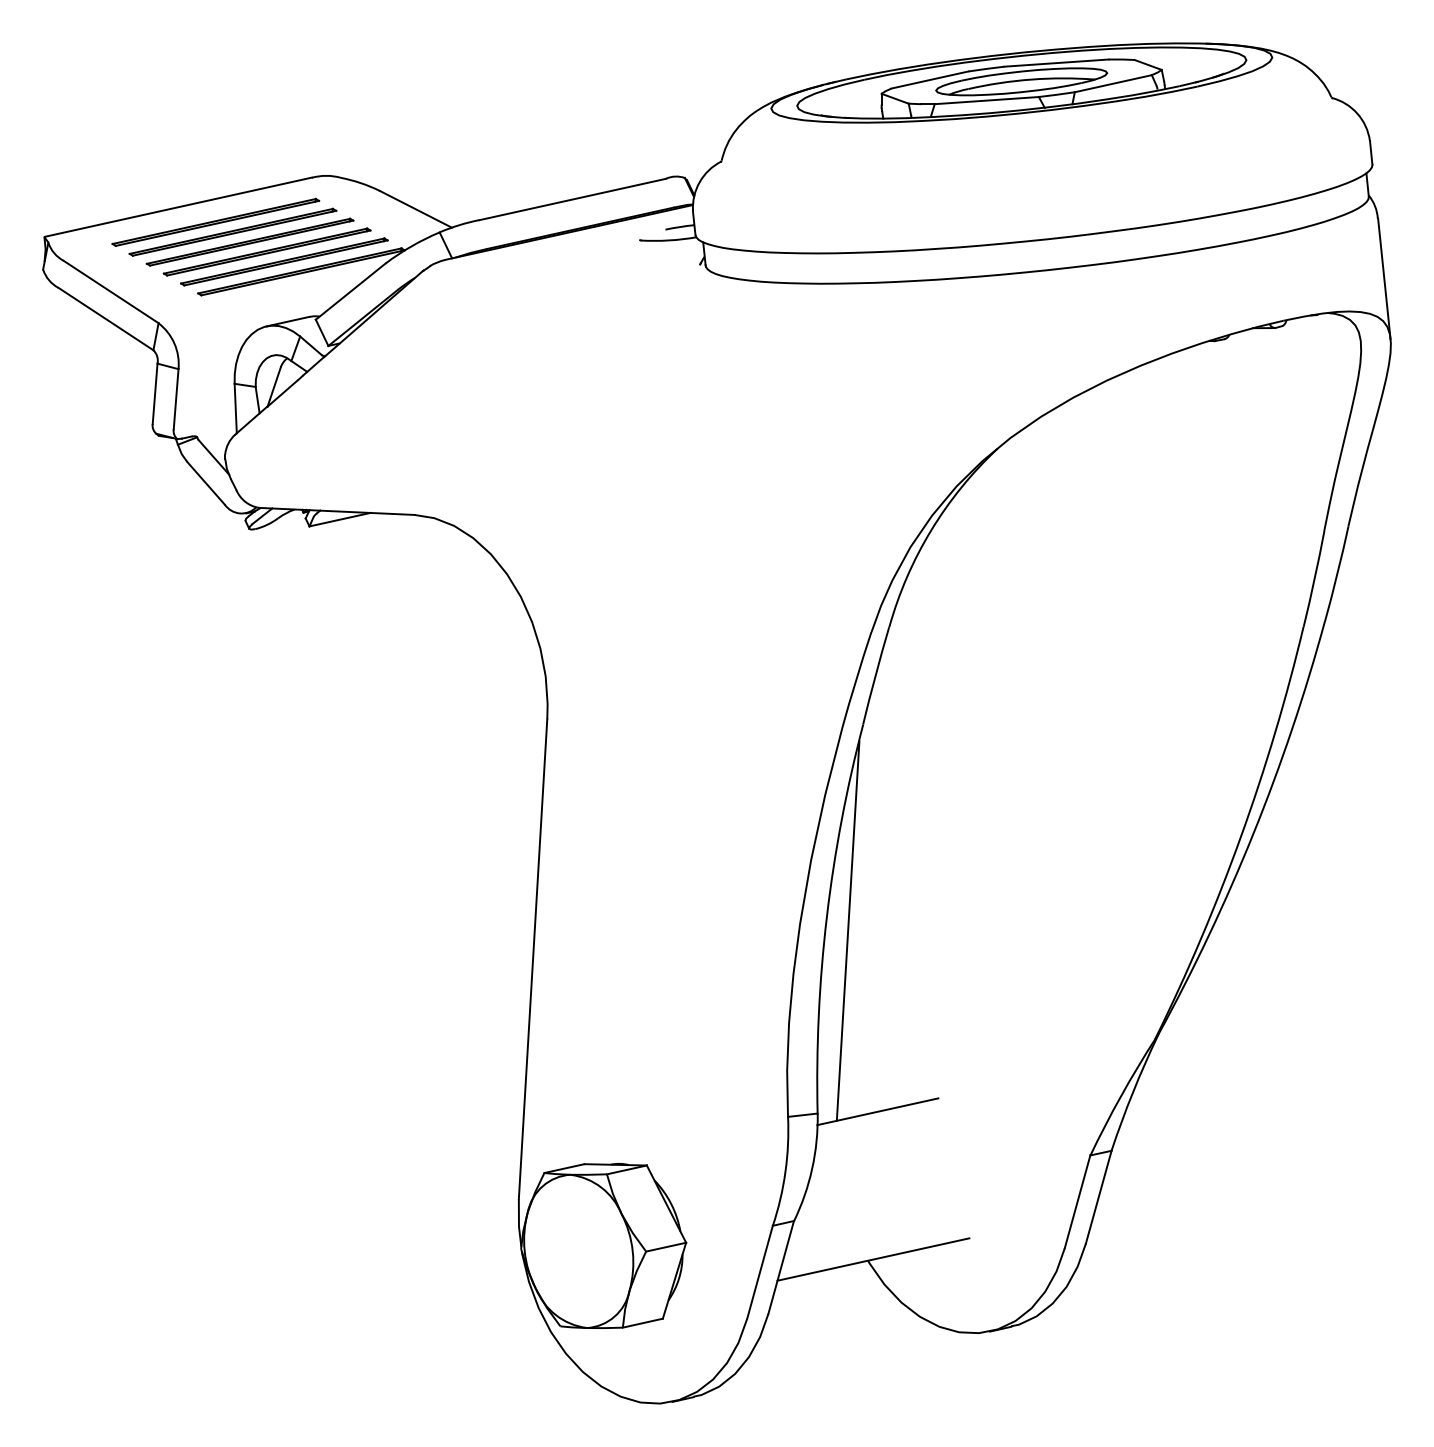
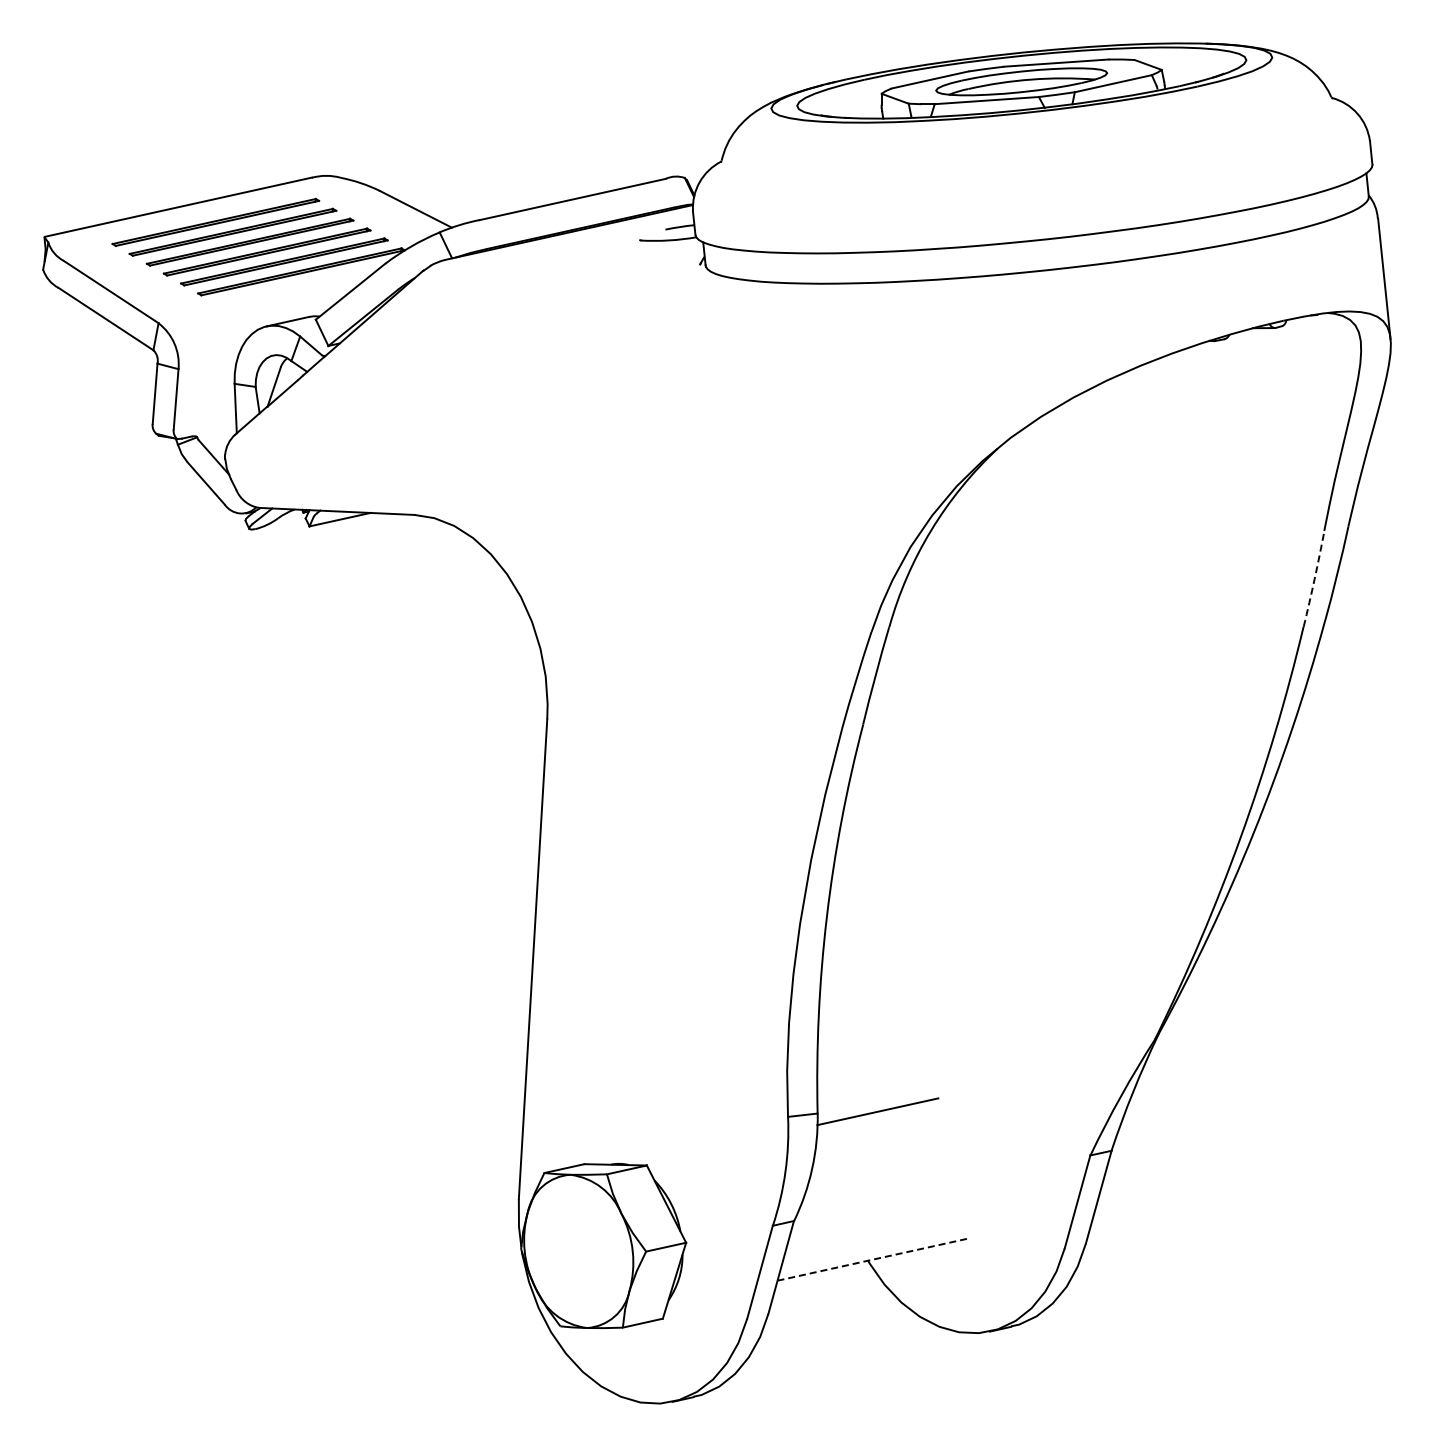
arc: solid -> dashed (1314, 578)
line: present -> none (847, 930)
line: solid -> dashed (873, 1259)
